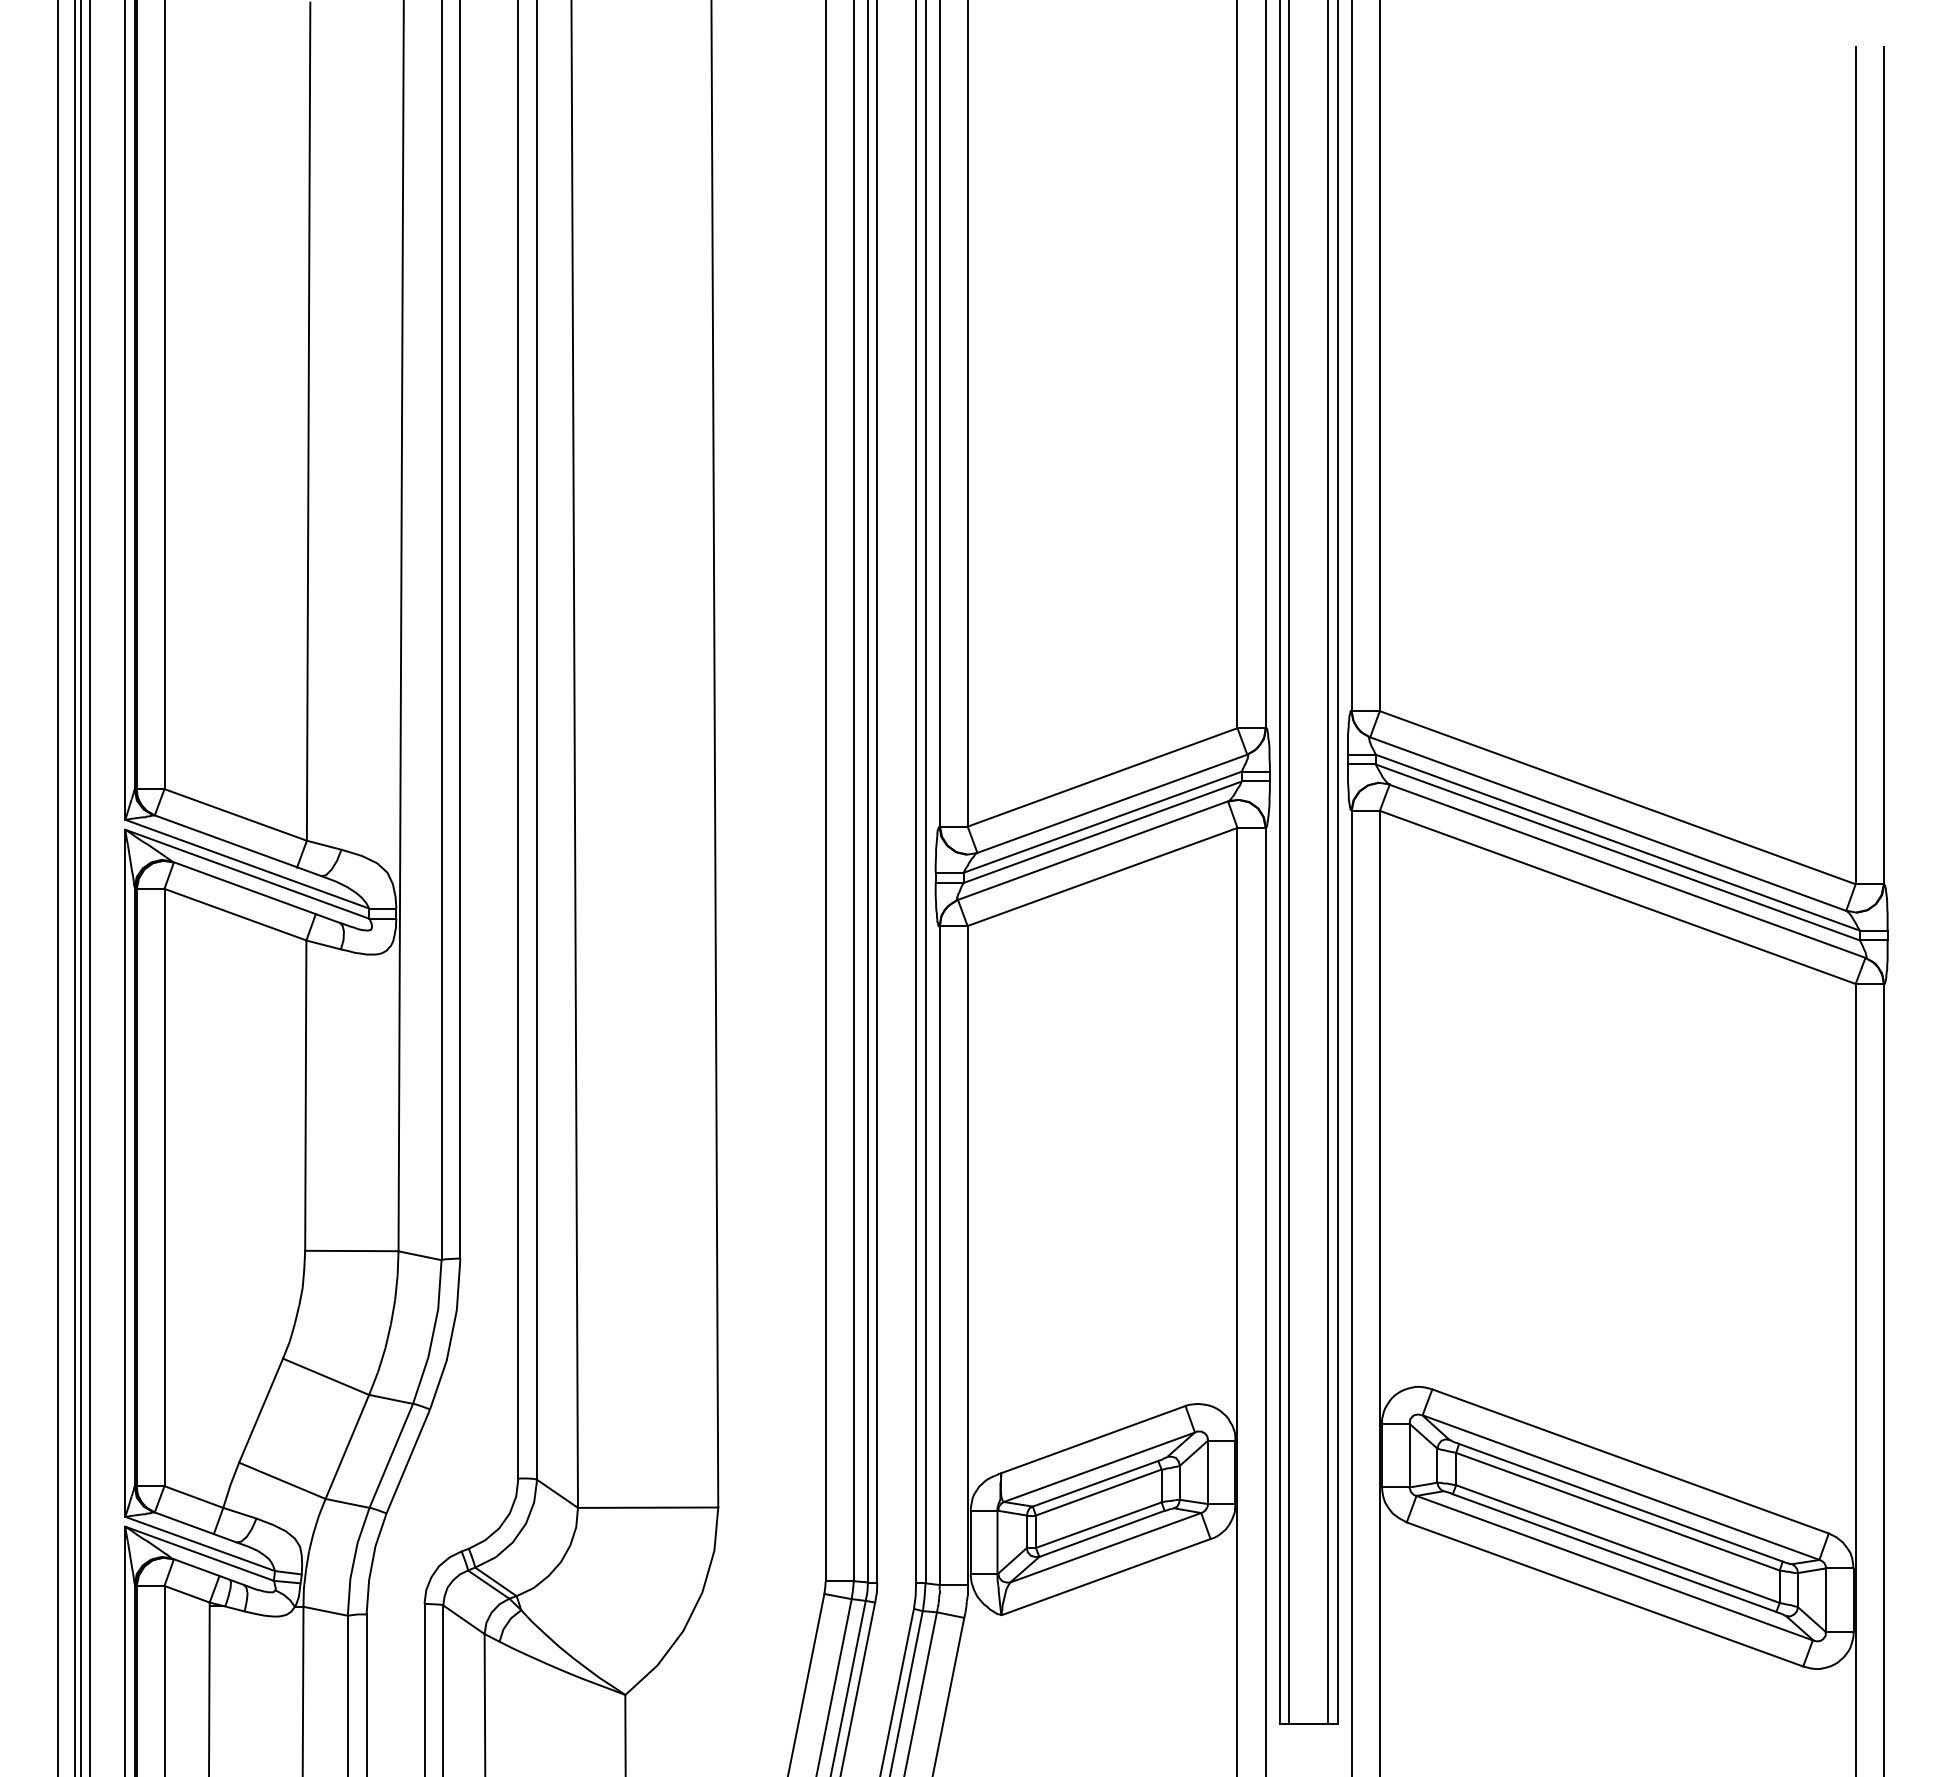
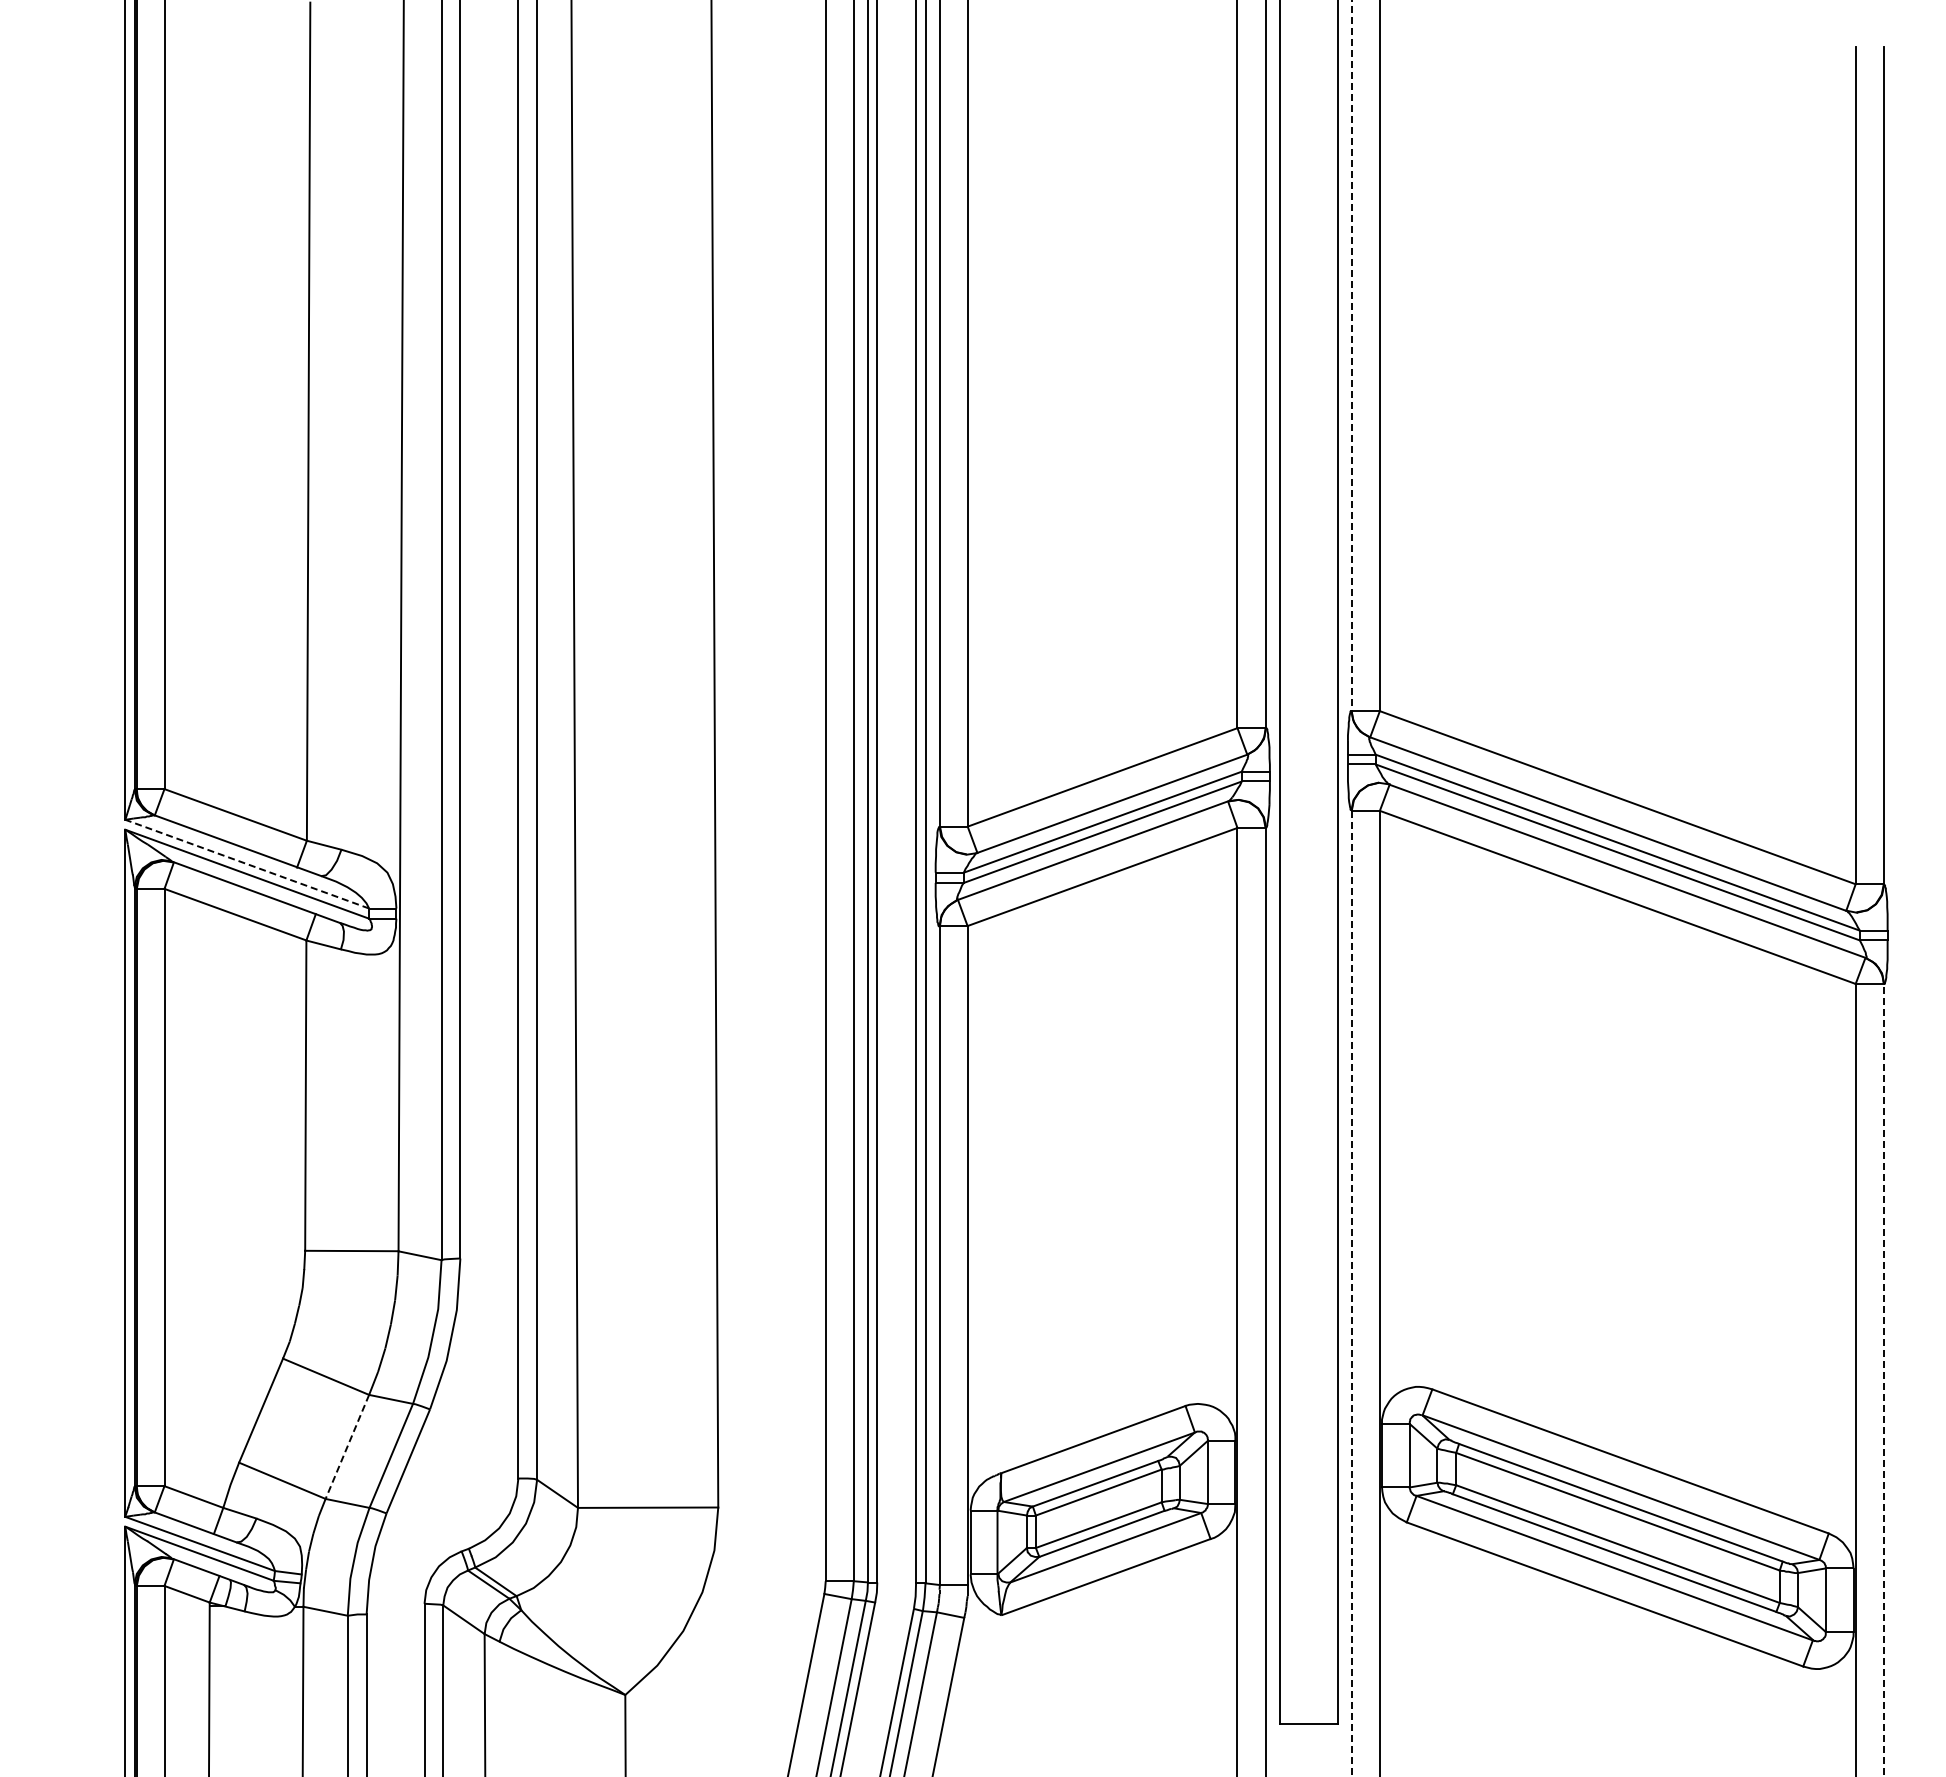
line: solid -> dashed (1351, 356)
line: present -> none (1289, 862)
line: present -> none (1328, 862)
line: solid -> dashed (247, 864)
line: present -> none (58, 887)
line: present -> none (75, 887)
line: present -> none (81, 887)
line: present -> none (90, 887)
line: solid -> dashed (1351, 1293)
line: solid -> dashed (1883, 1379)
line: solid -> dashed (347, 1447)
